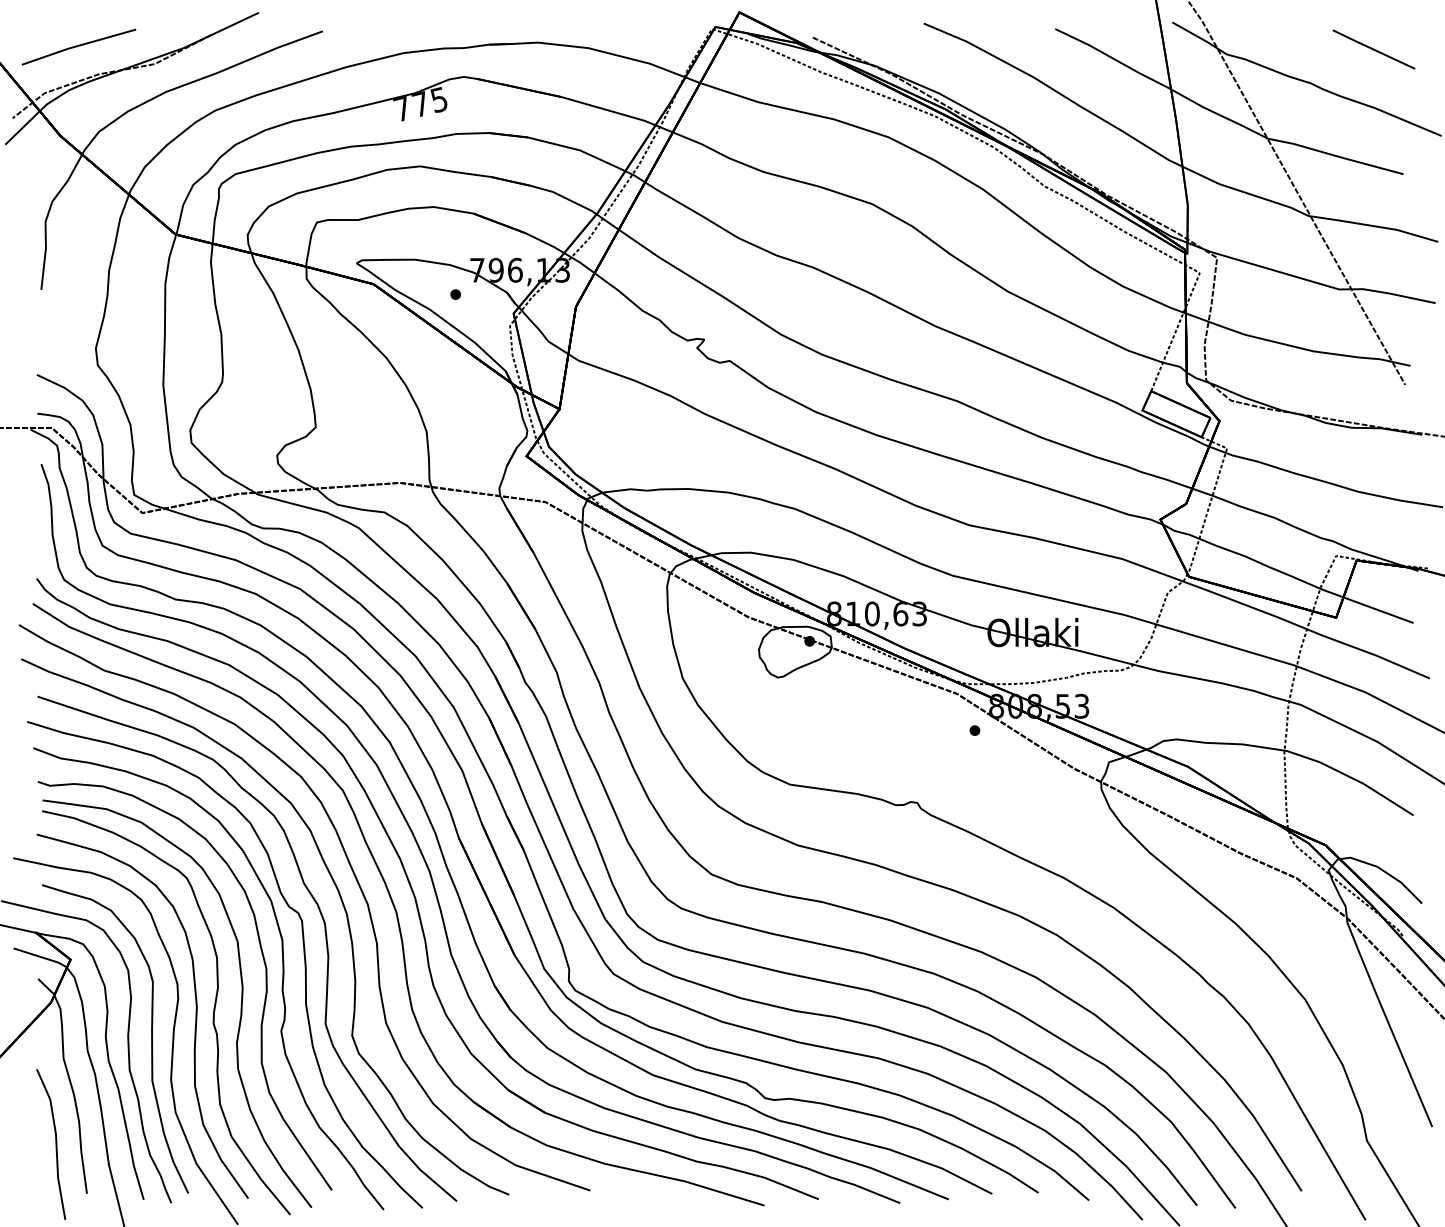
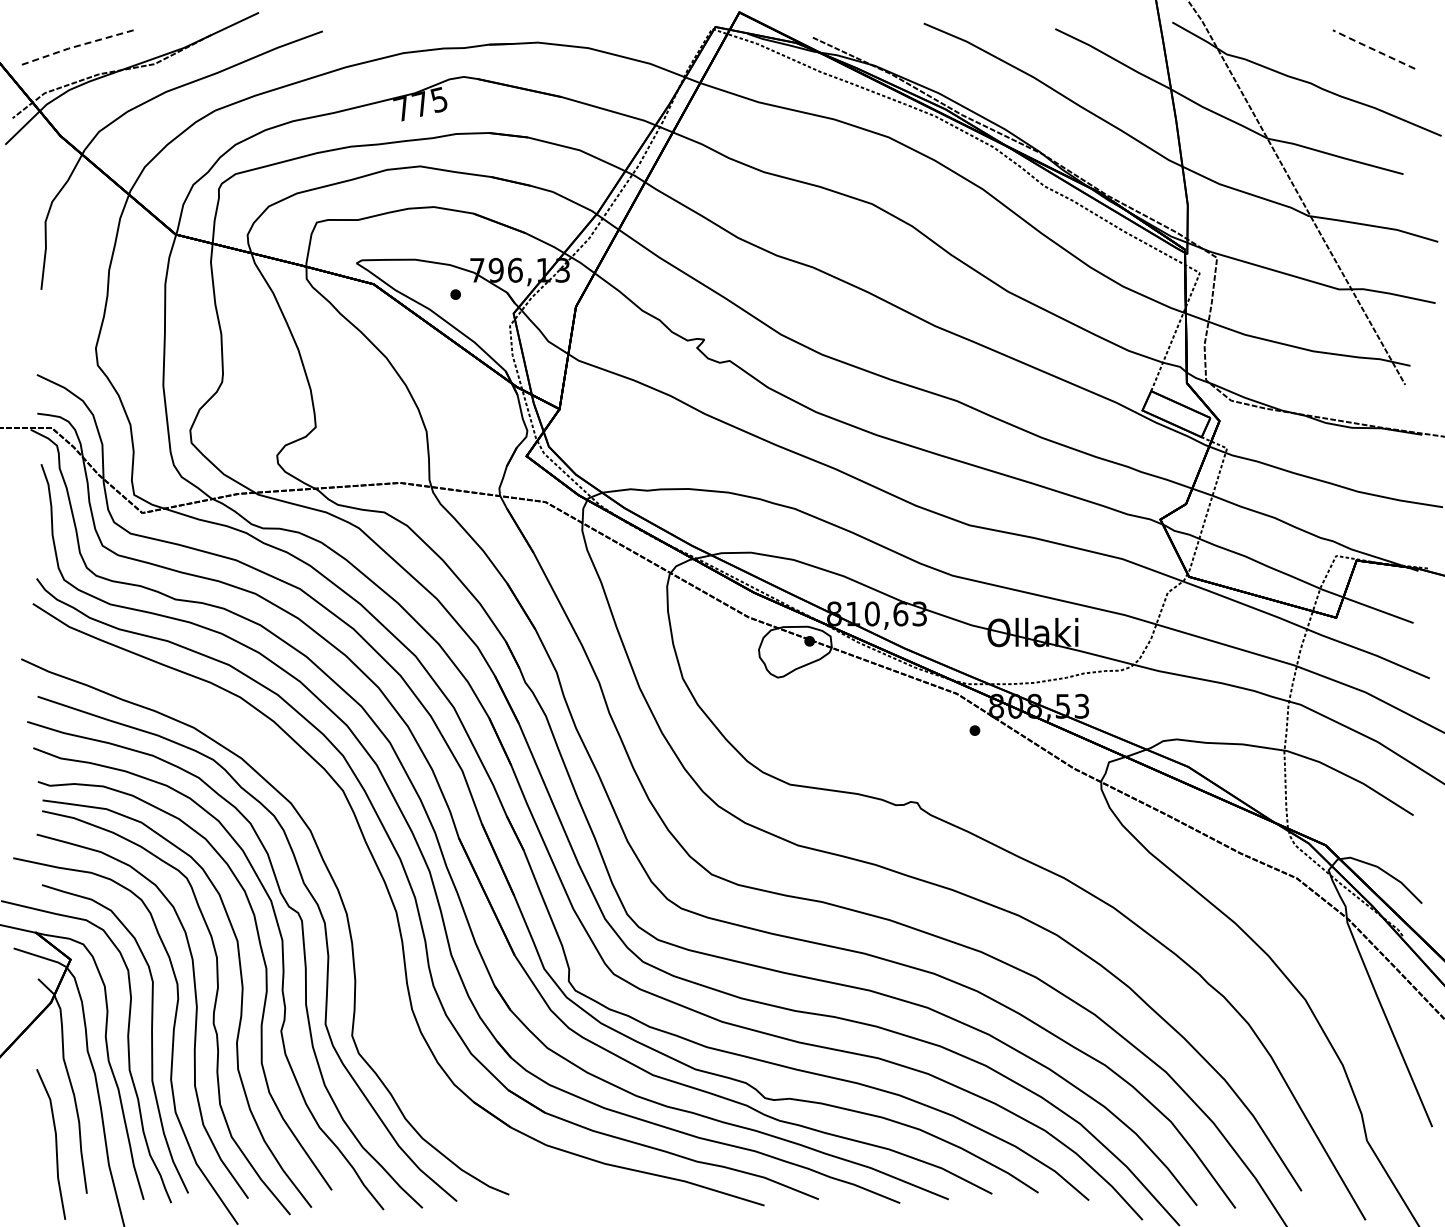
line: solid -> dashed (78, 45)
line: solid -> dashed (1373, 49)
curve: present -> none (358, 886)
